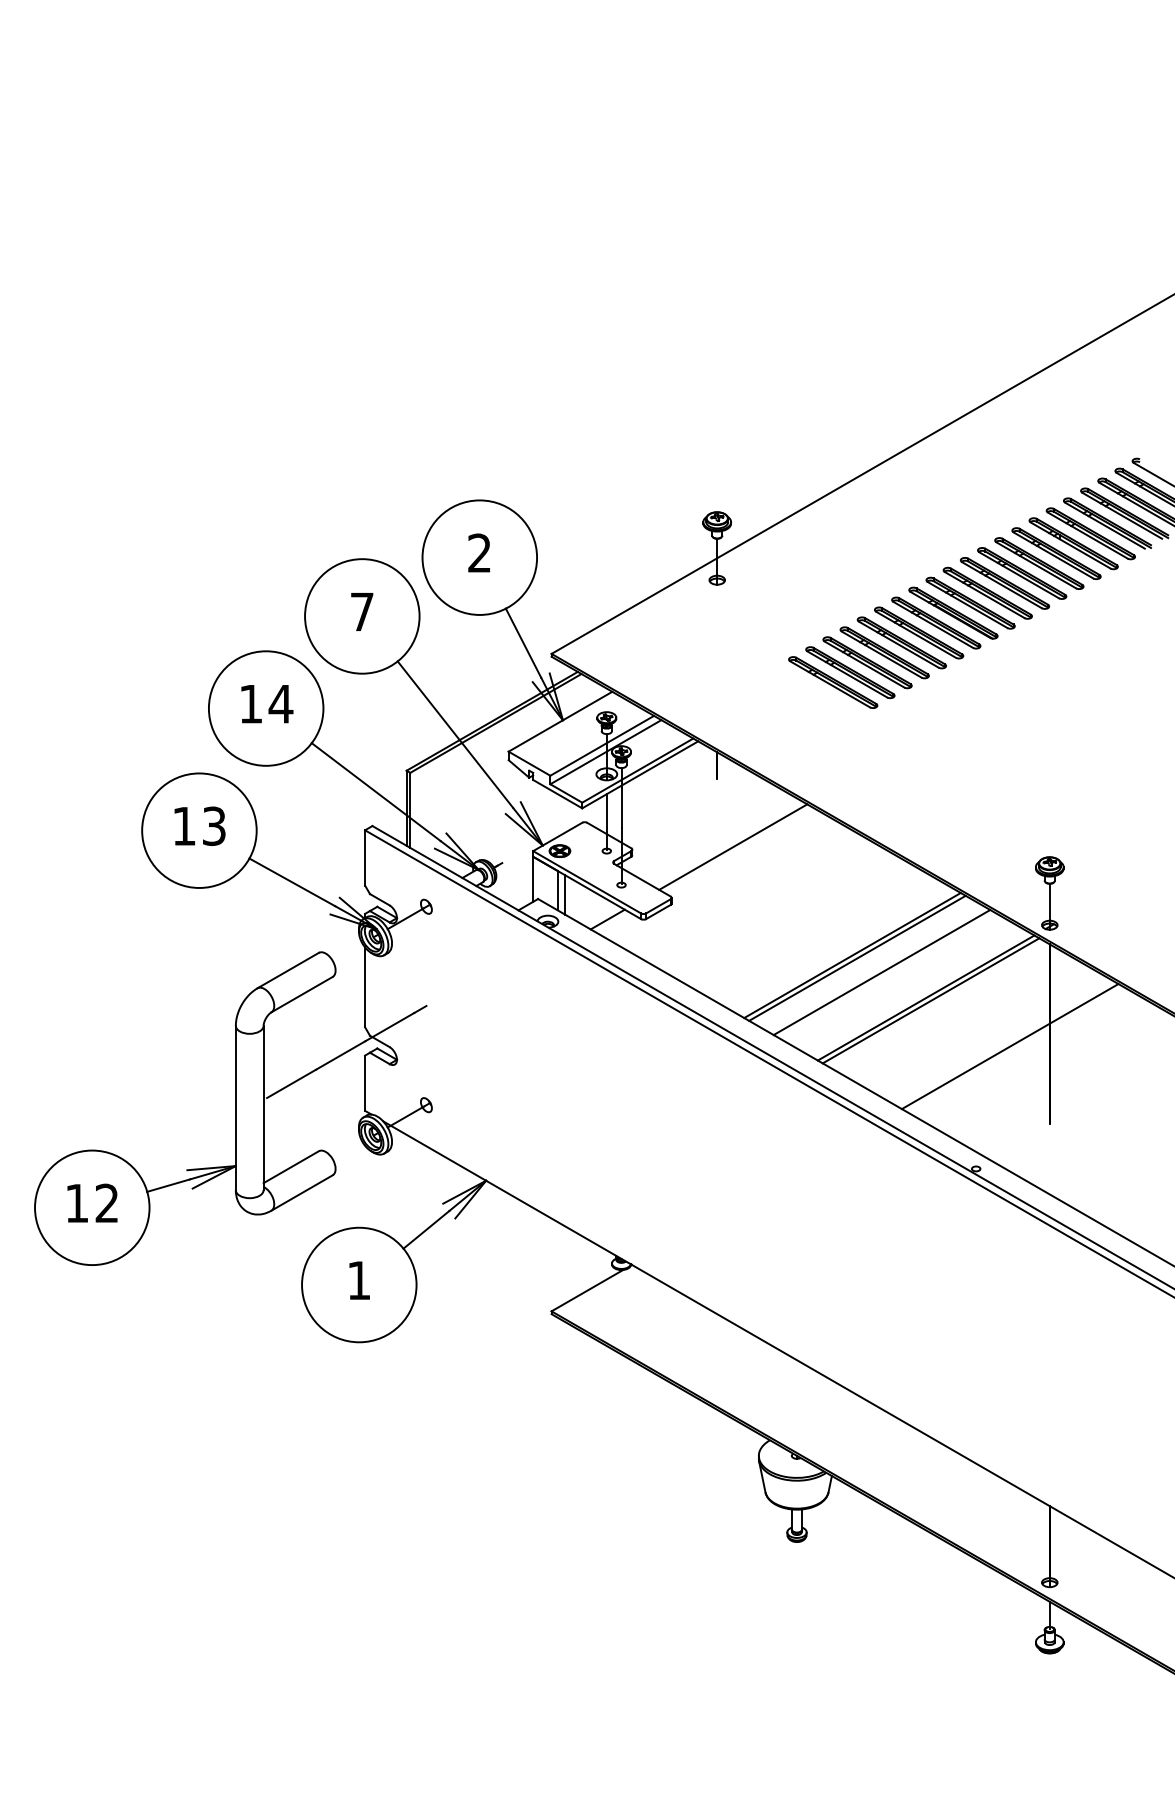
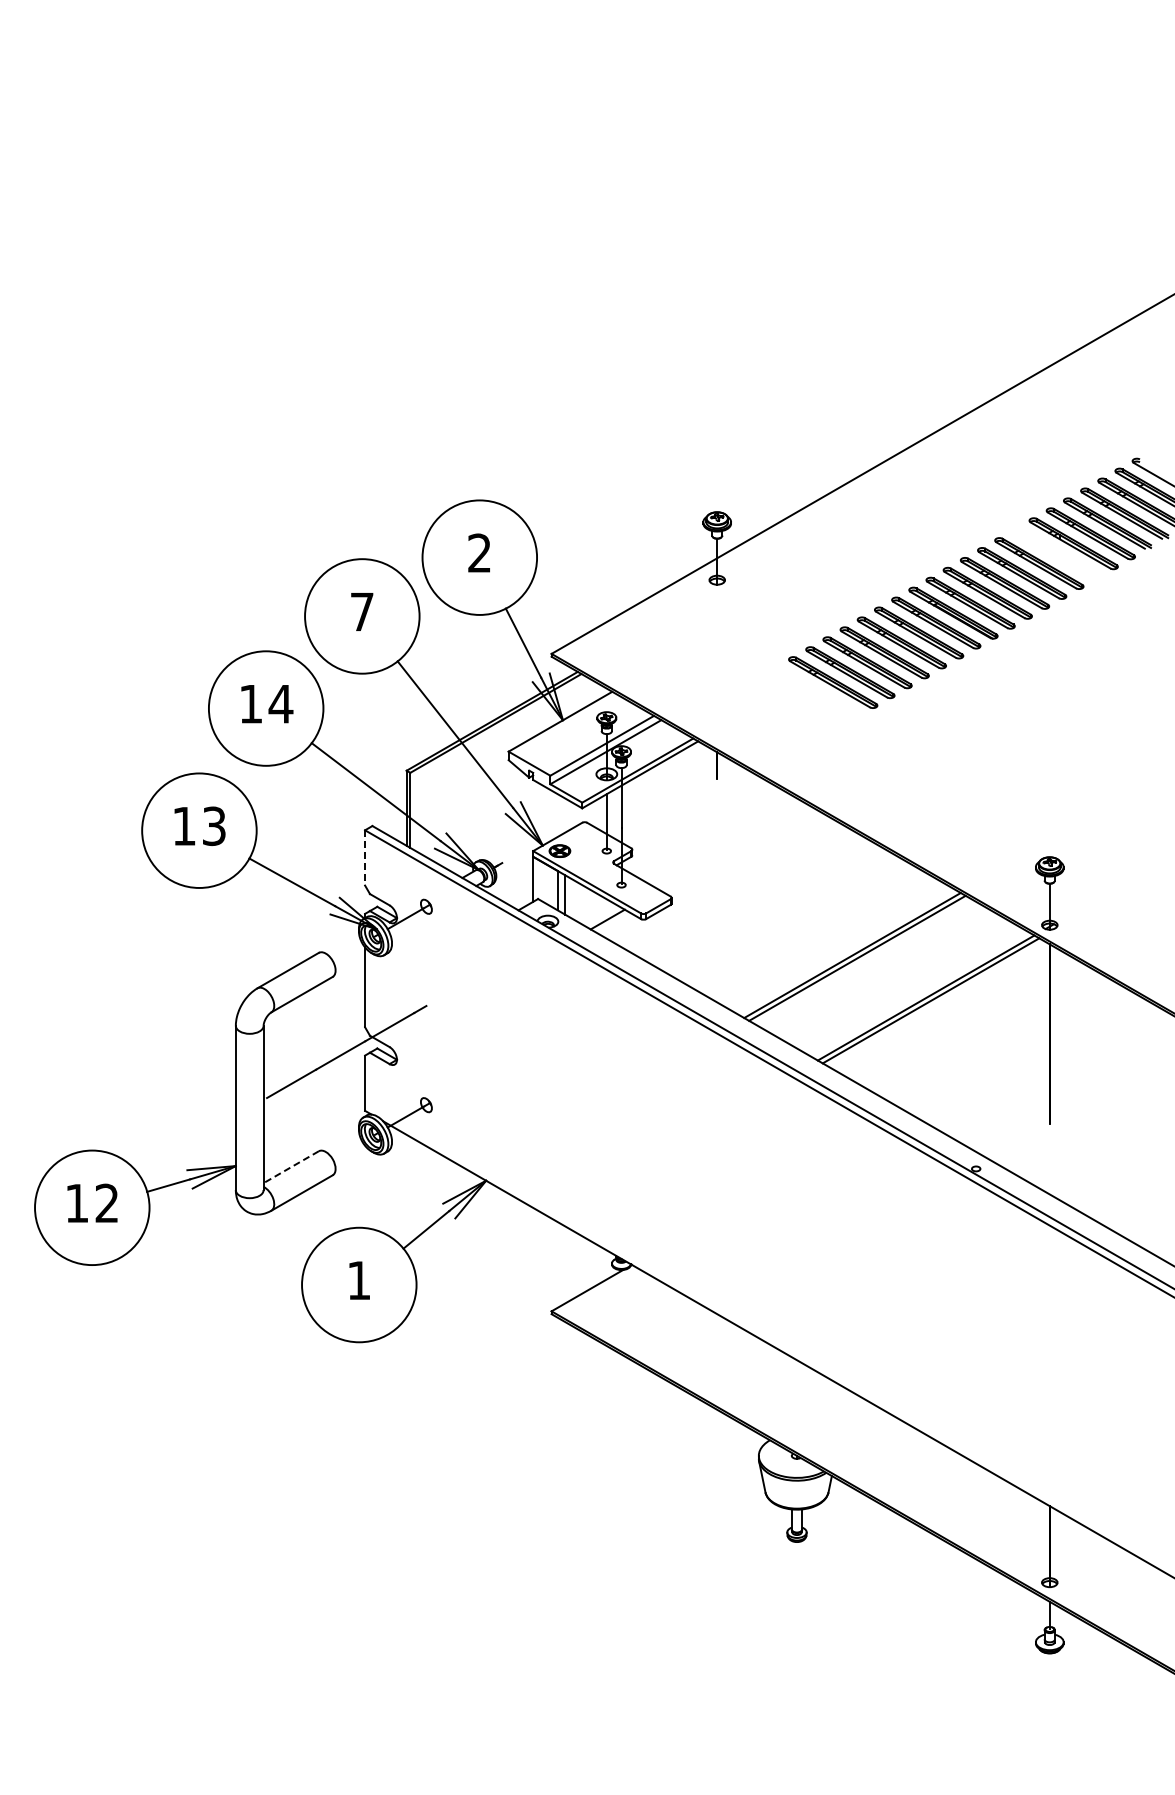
part: present -> none (1056, 553)
line: present -> none (733, 846)
line: solid -> dashed (365, 857)
line: present -> none (881, 972)
line: present -> none (1009, 1046)
line: solid -> dashed (291, 1167)
